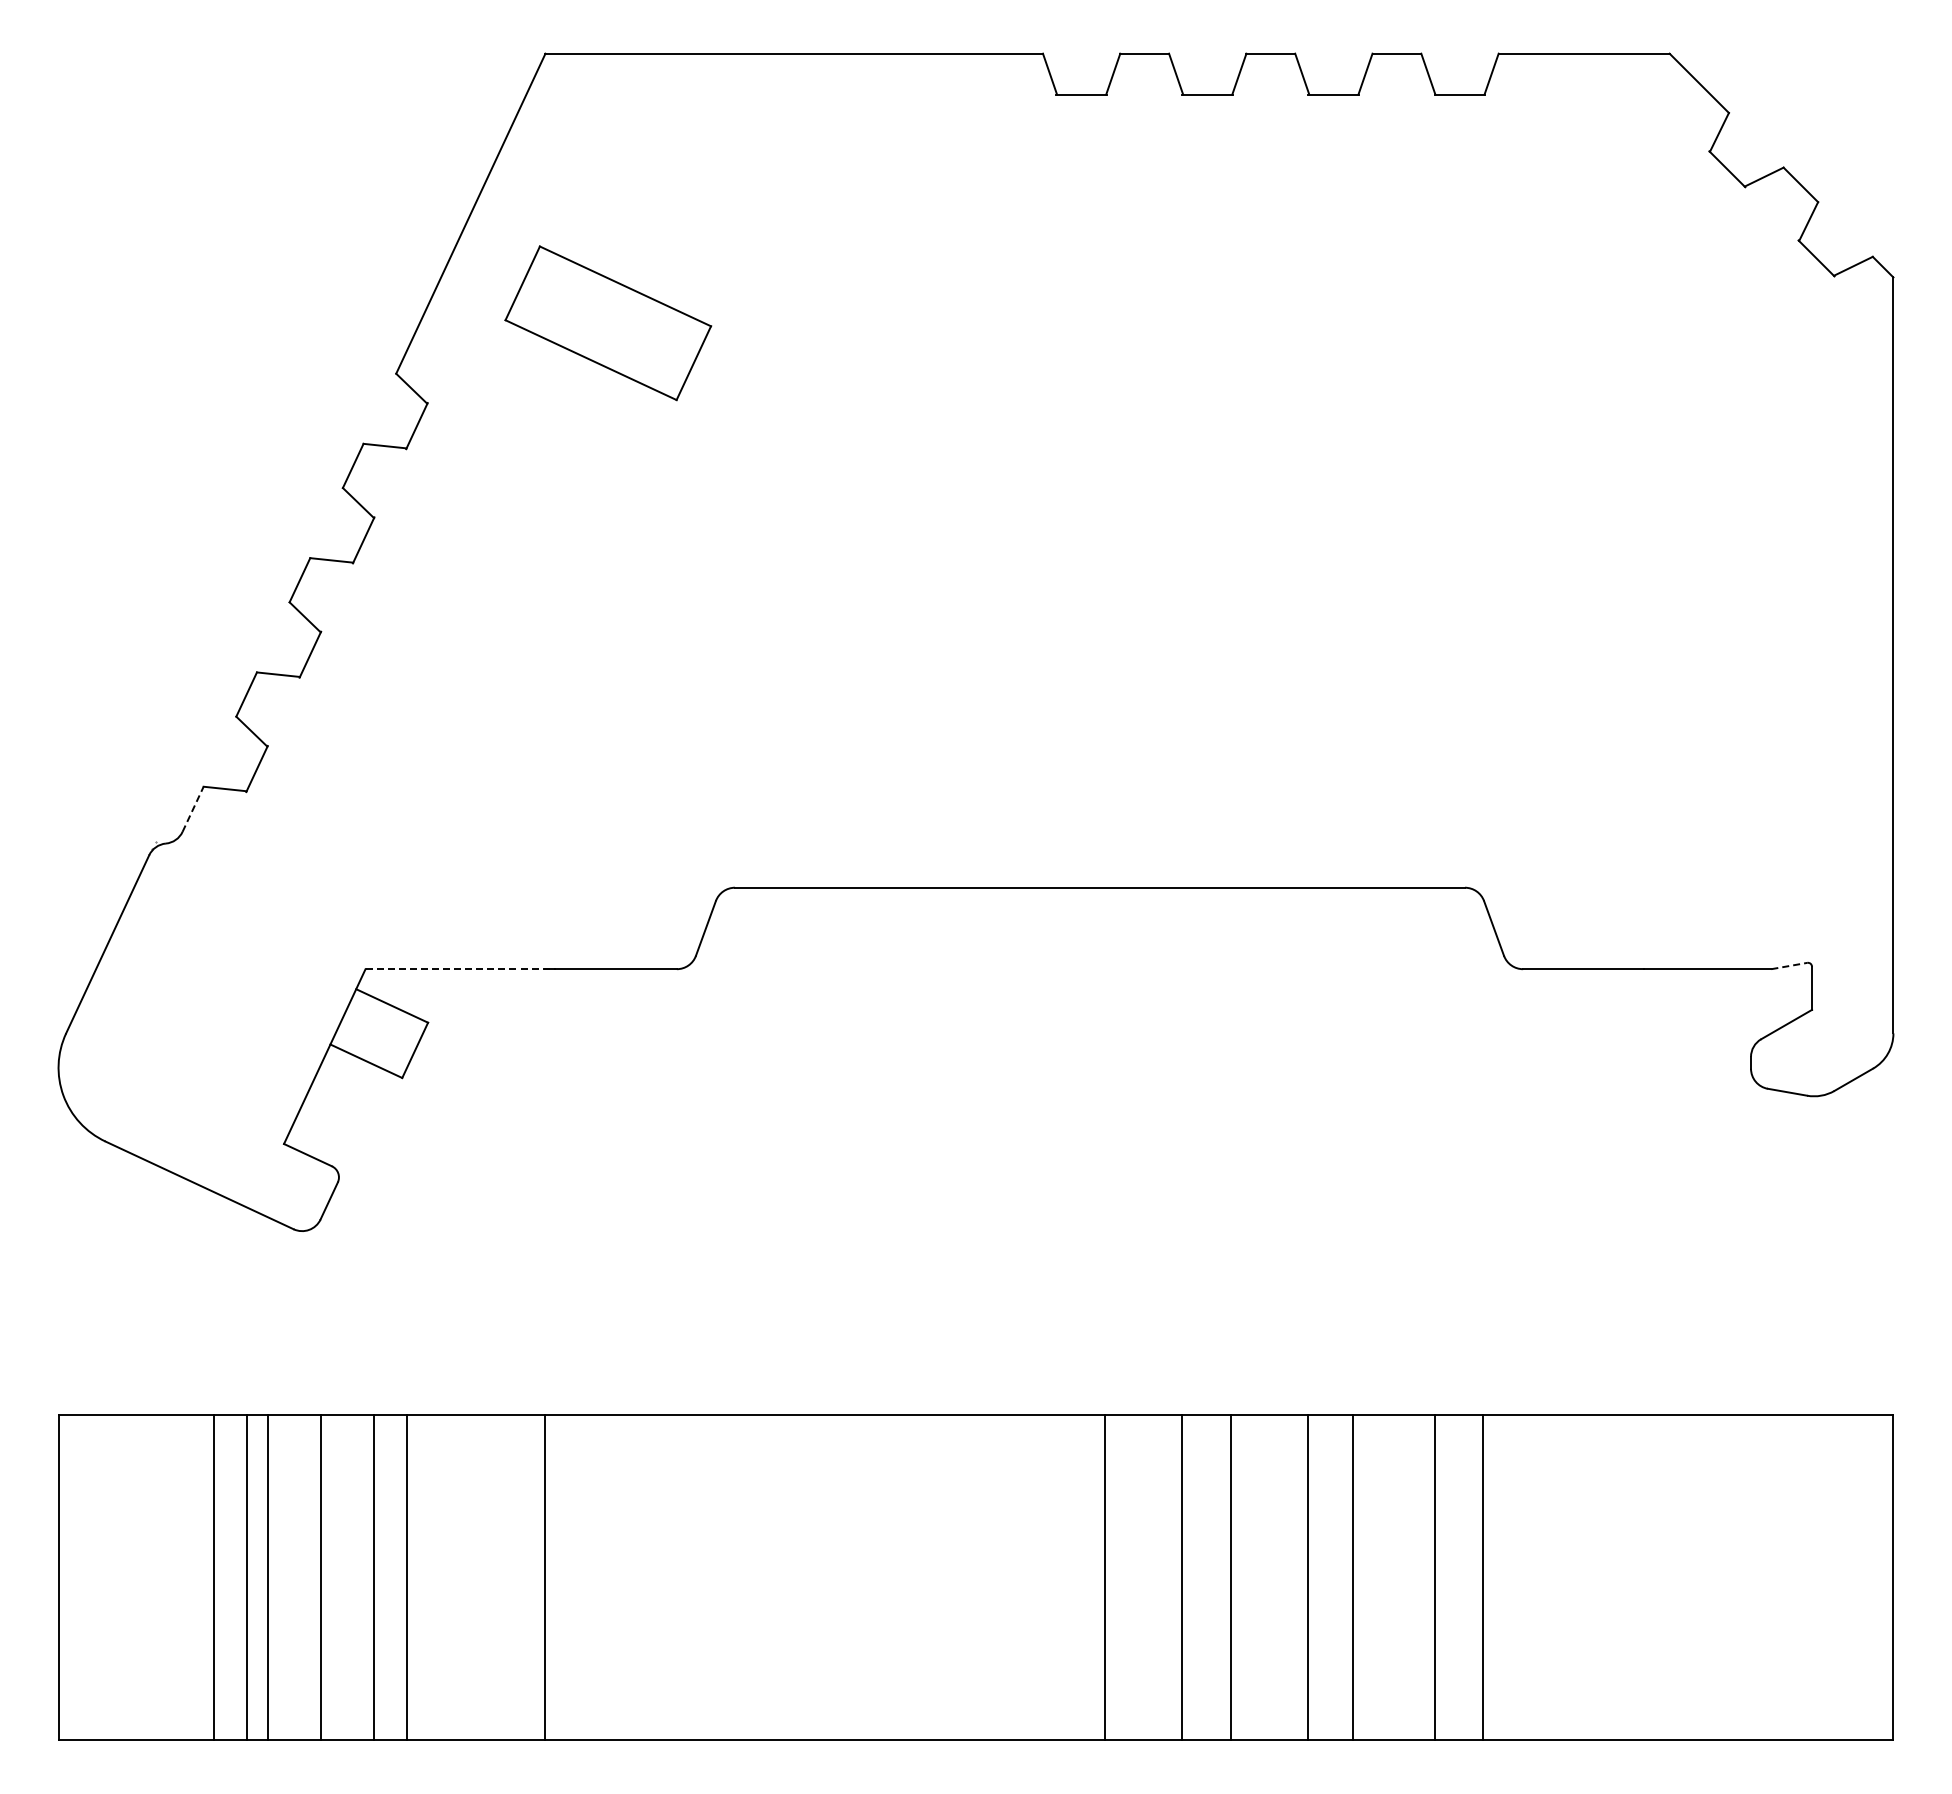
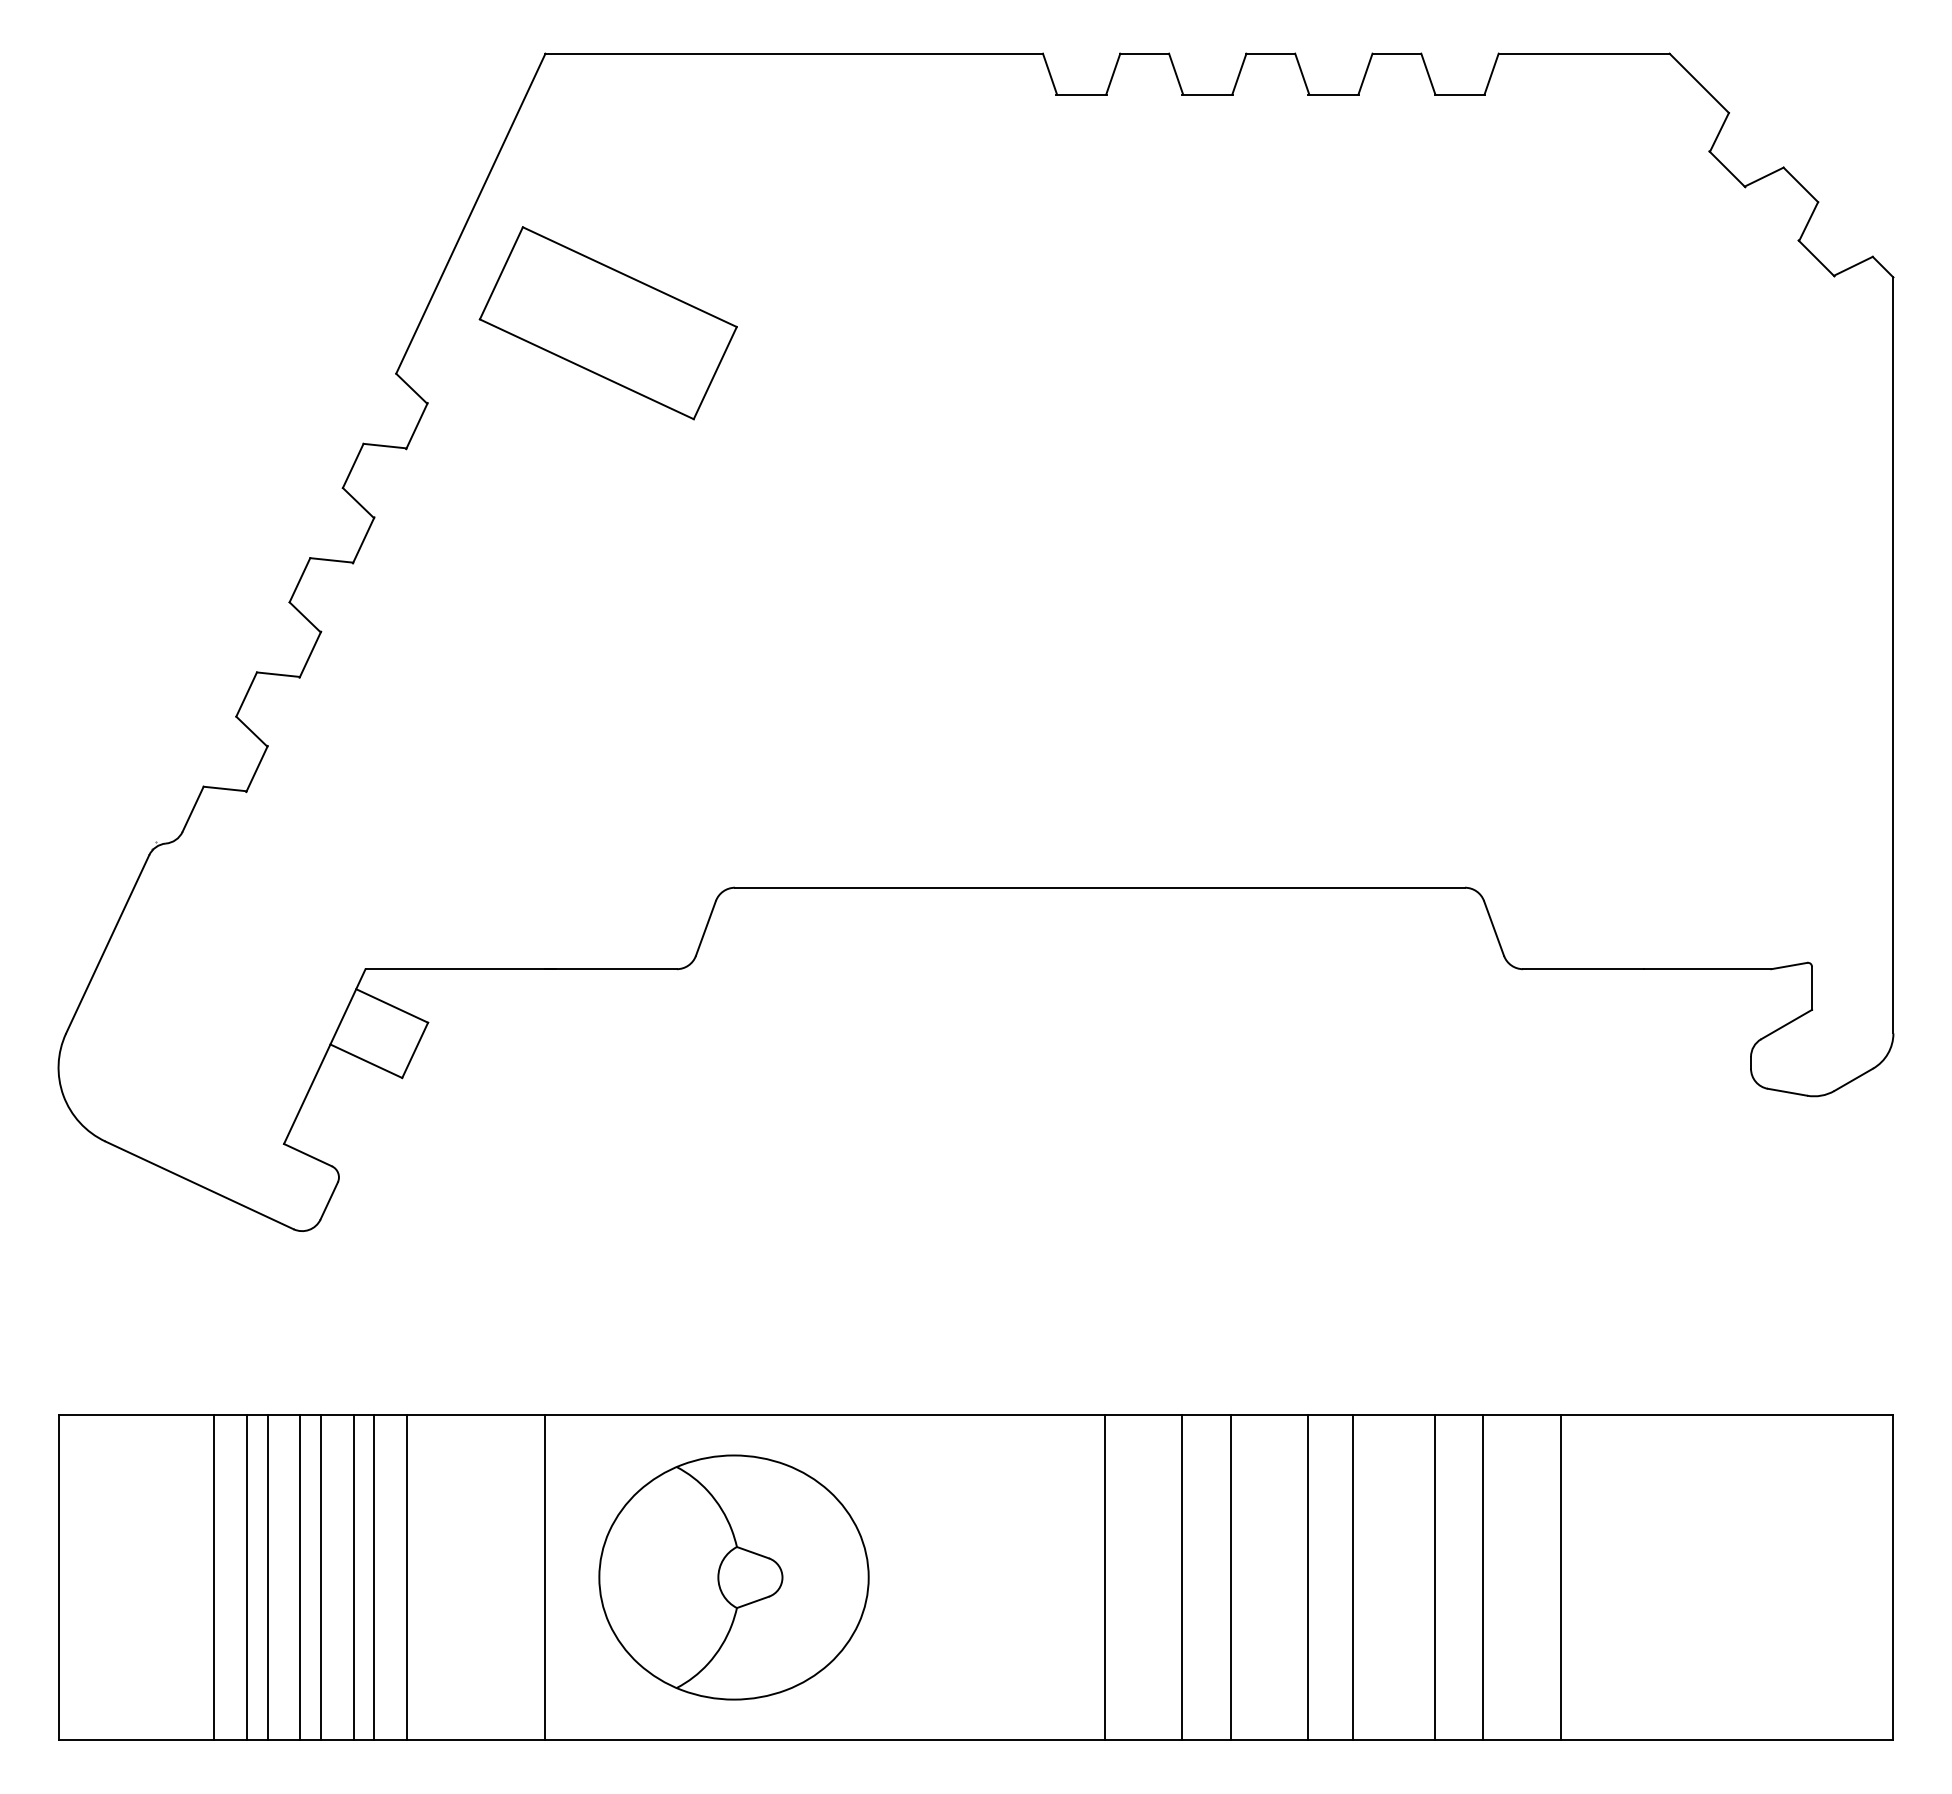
part size: 209x157 px -> 260x195 px (607, 323)
line: dashed -> solid (193, 809)
line: dashed -> solid (1789, 965)
line: dashed -> solid (461, 969)
line: none -> present (300, 1577)
line: none -> present (353, 1577)
part: none -> present (733, 1577)
line: none -> present (1560, 1577)
